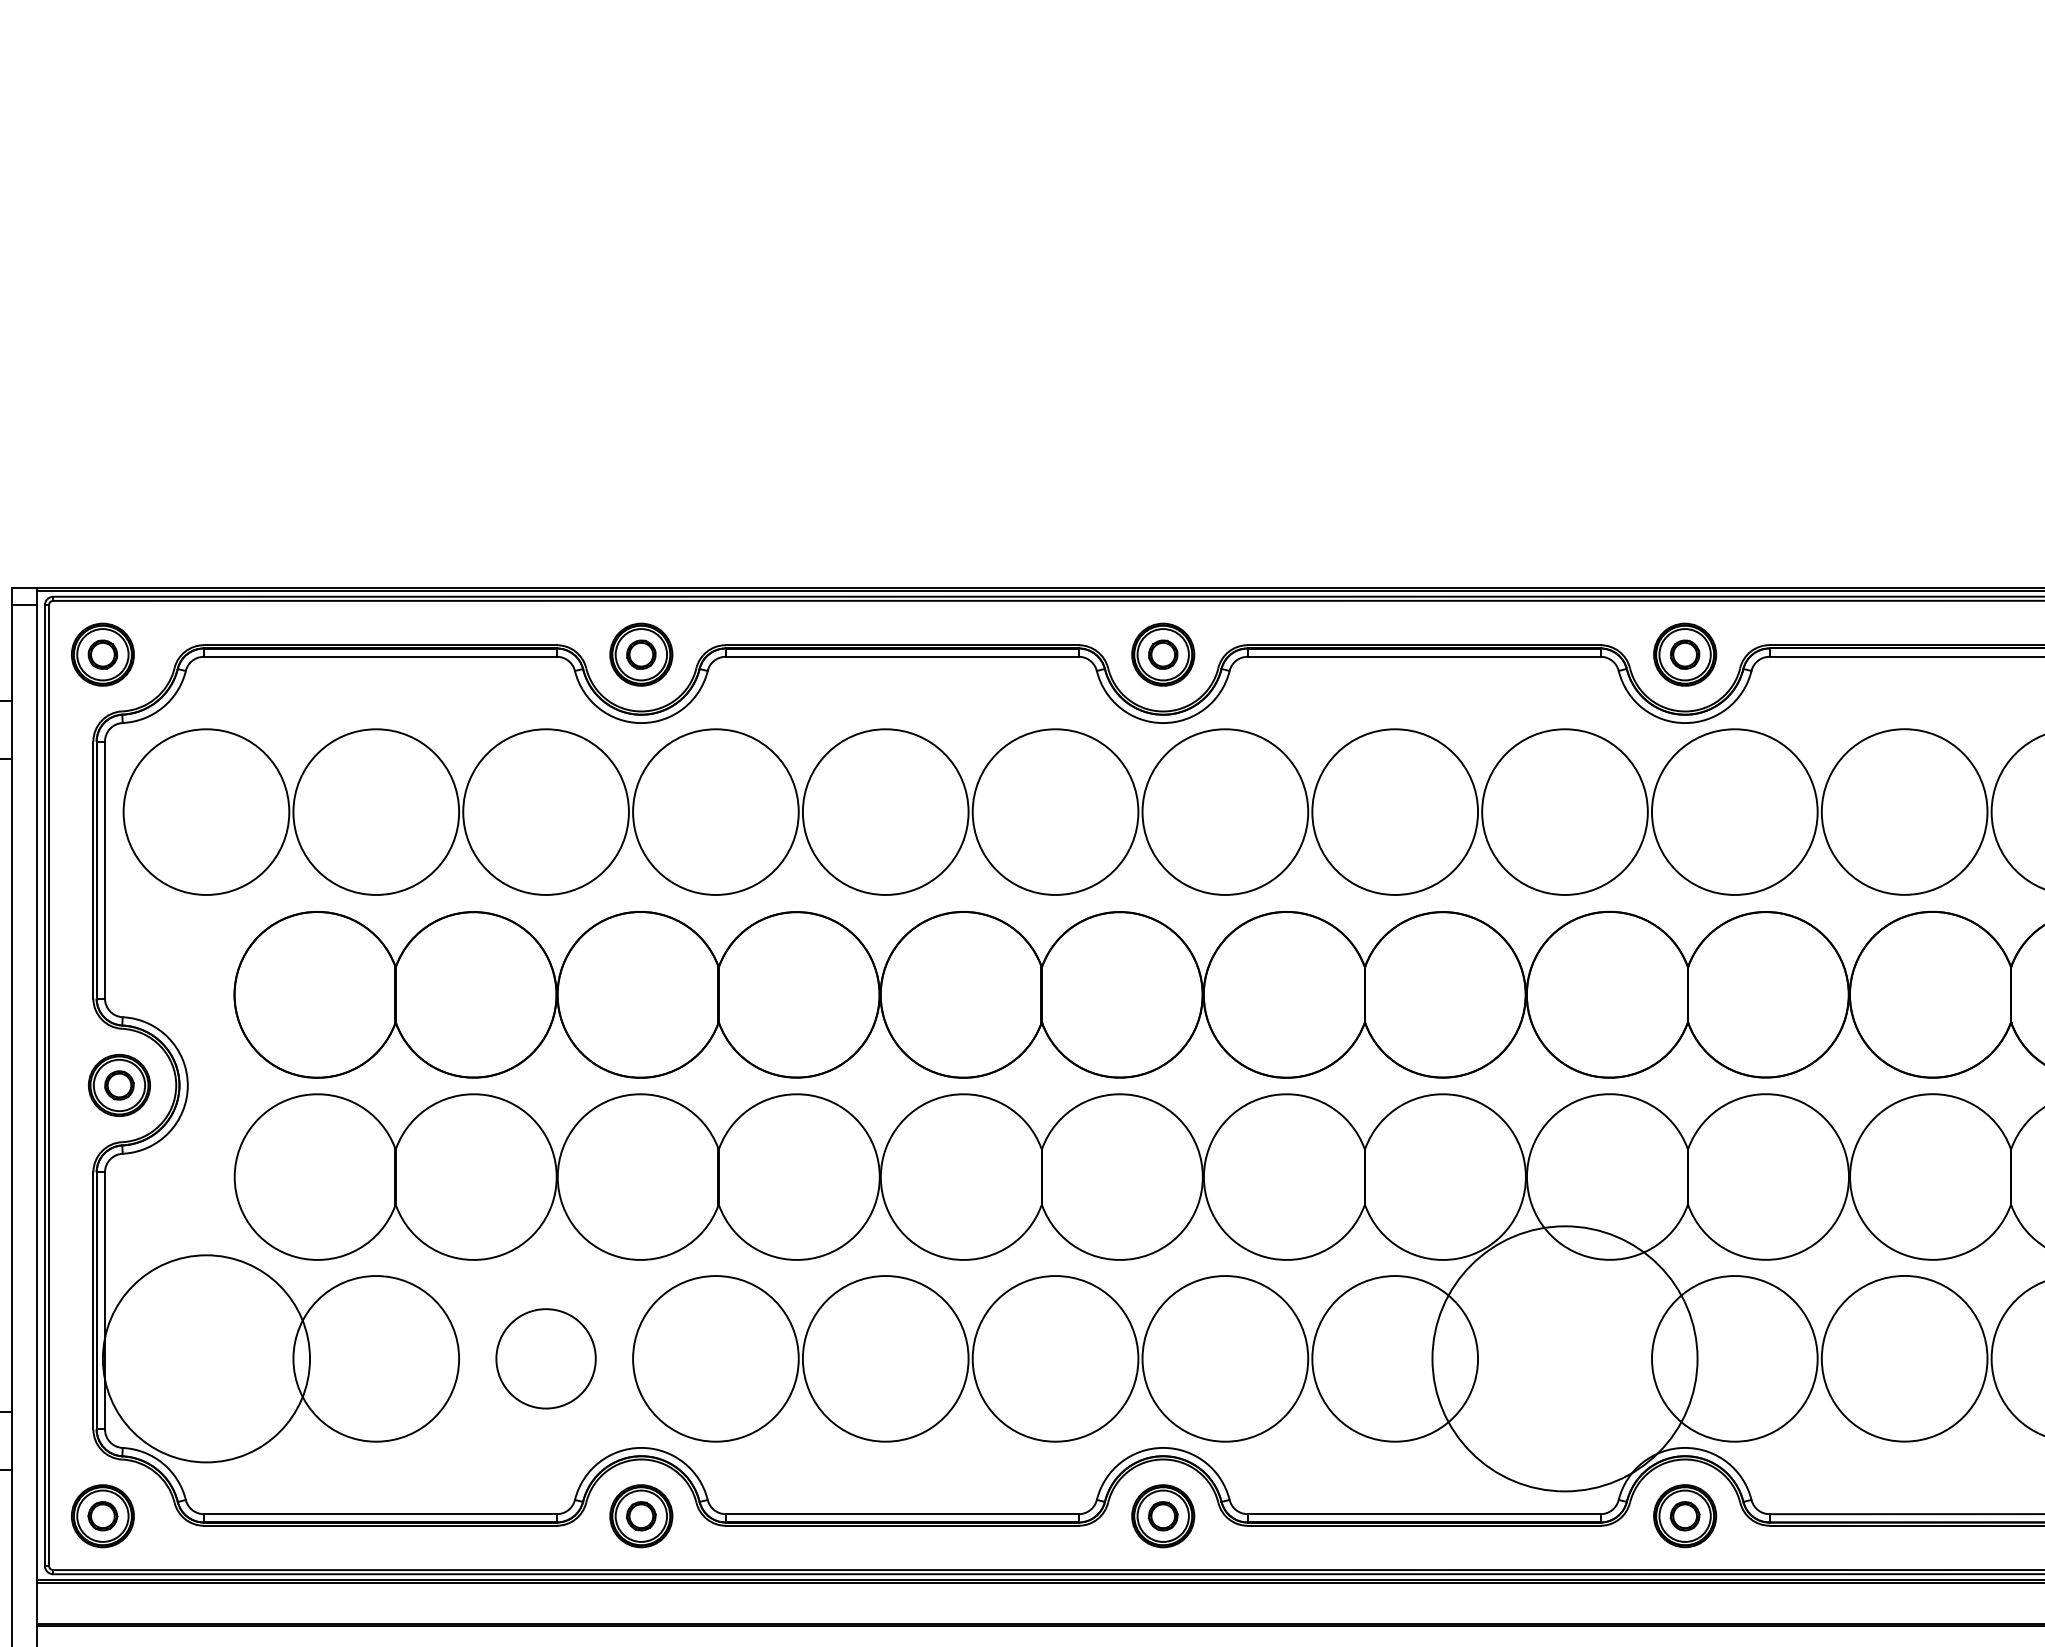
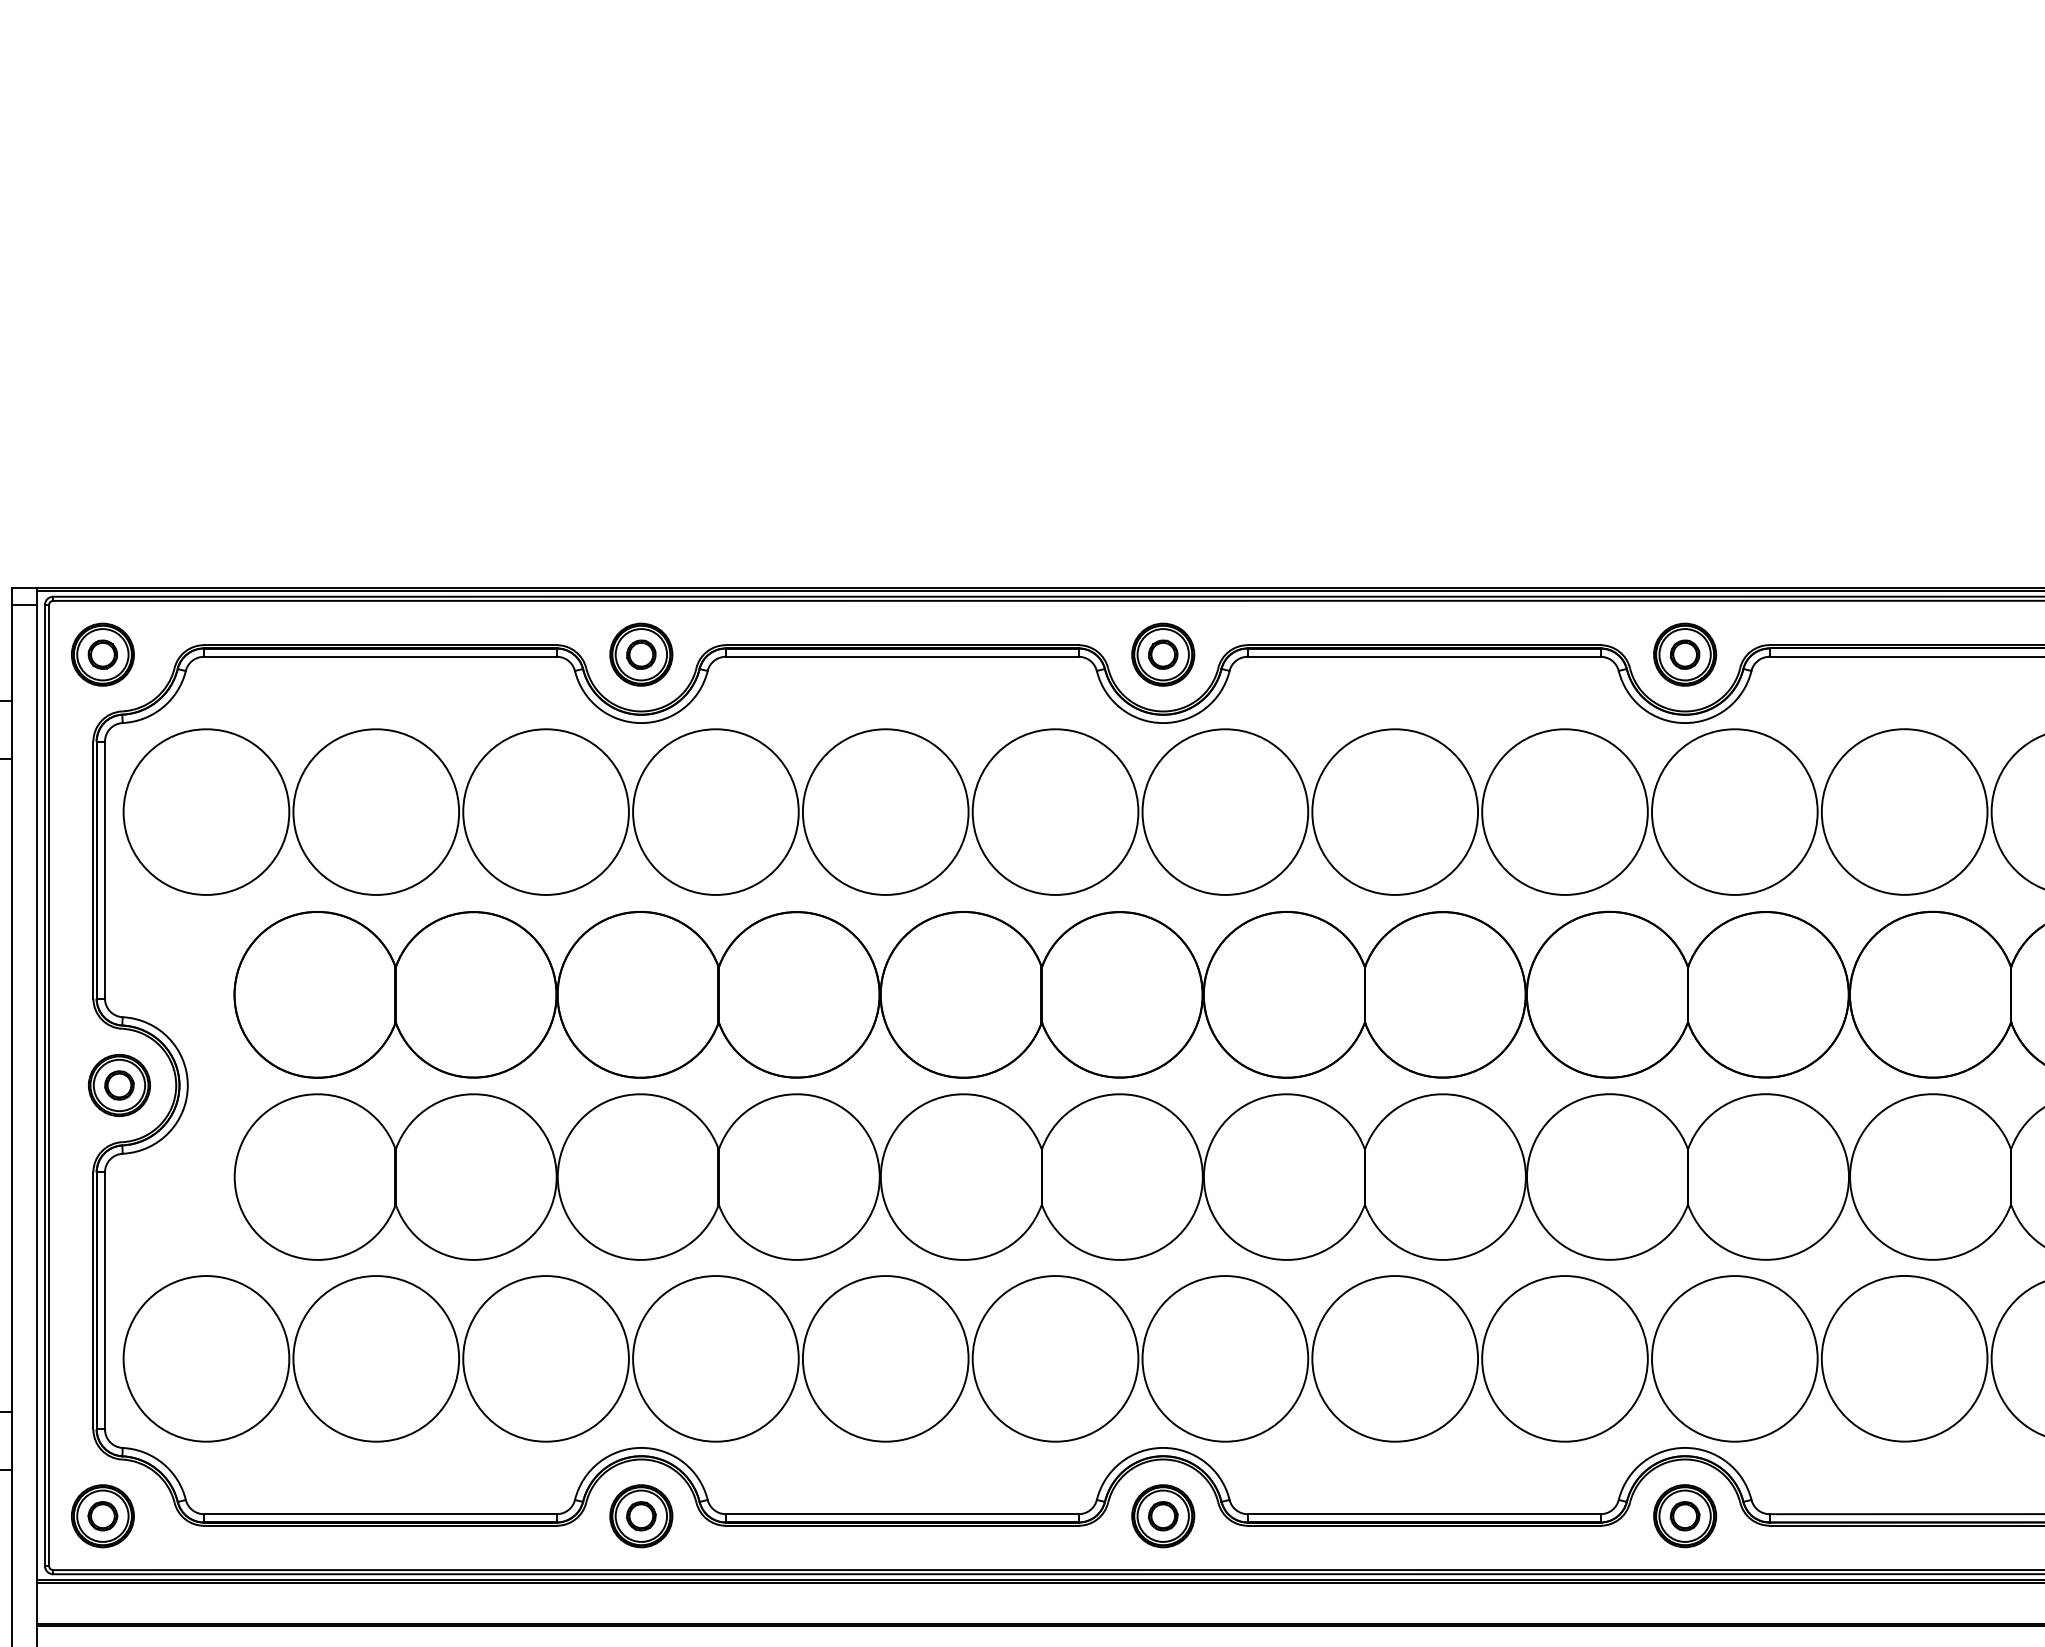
circle diameter: 207 px -> 166 px (206, 1358)
circle diameter: 99 px -> 166 px (545, 1358)
circle diameter: 265 px -> 166 px (1564, 1358)
